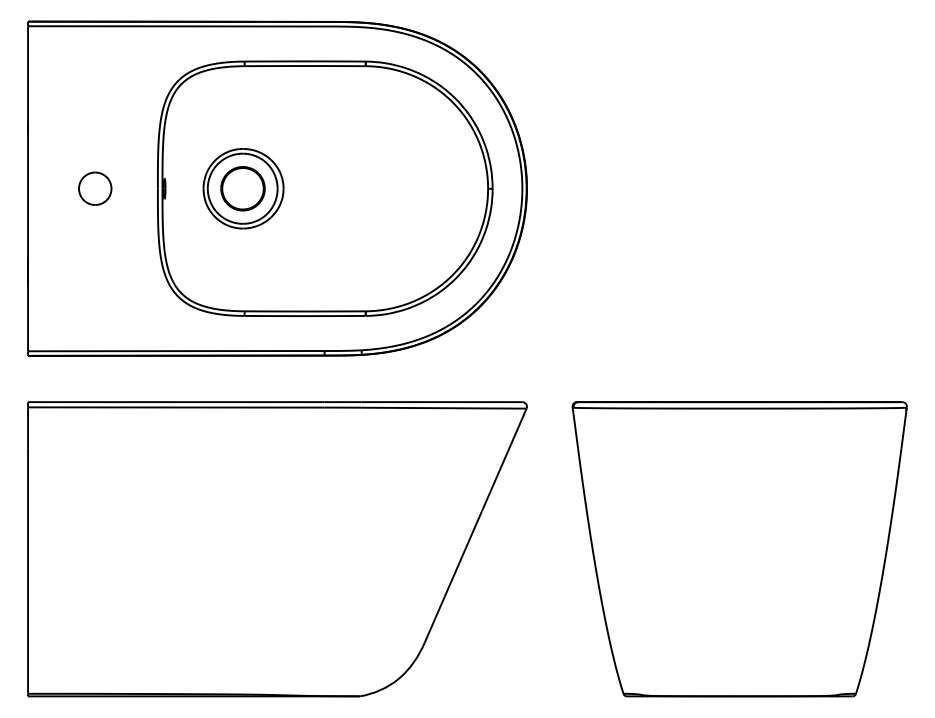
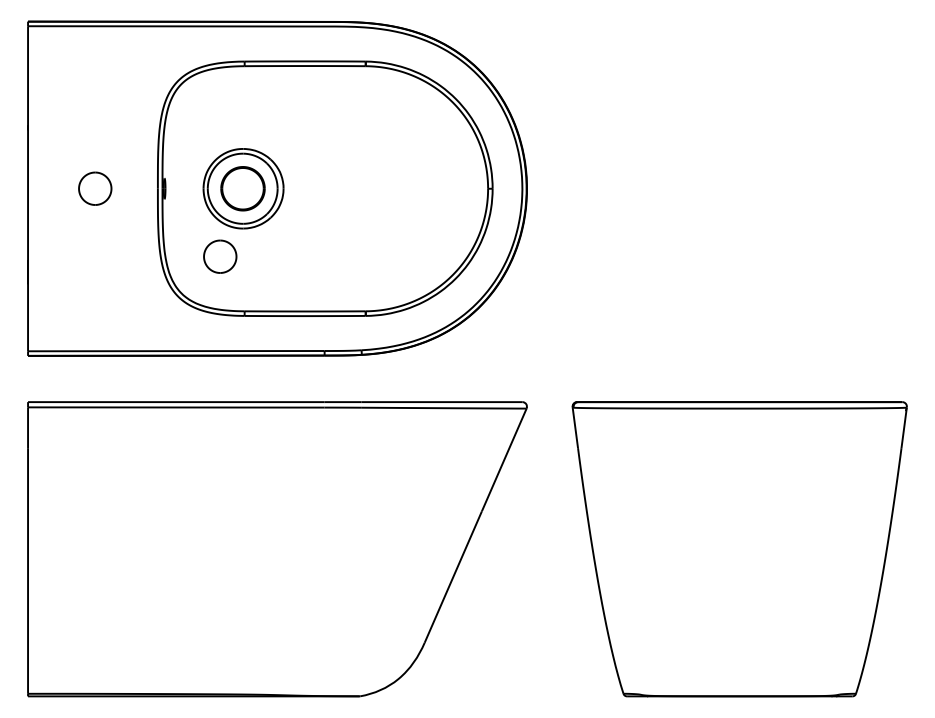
part: none -> present (220, 256)
